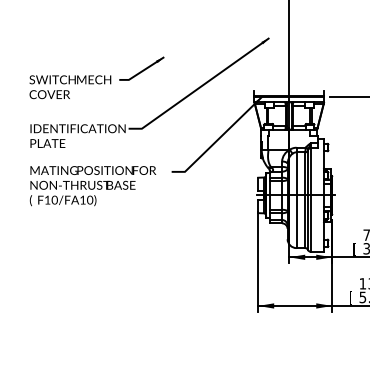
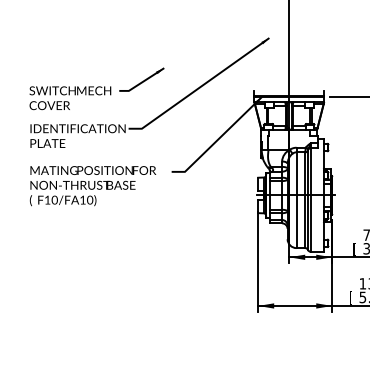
part position: (96, 77) -> (96, 88) (96, 88)
